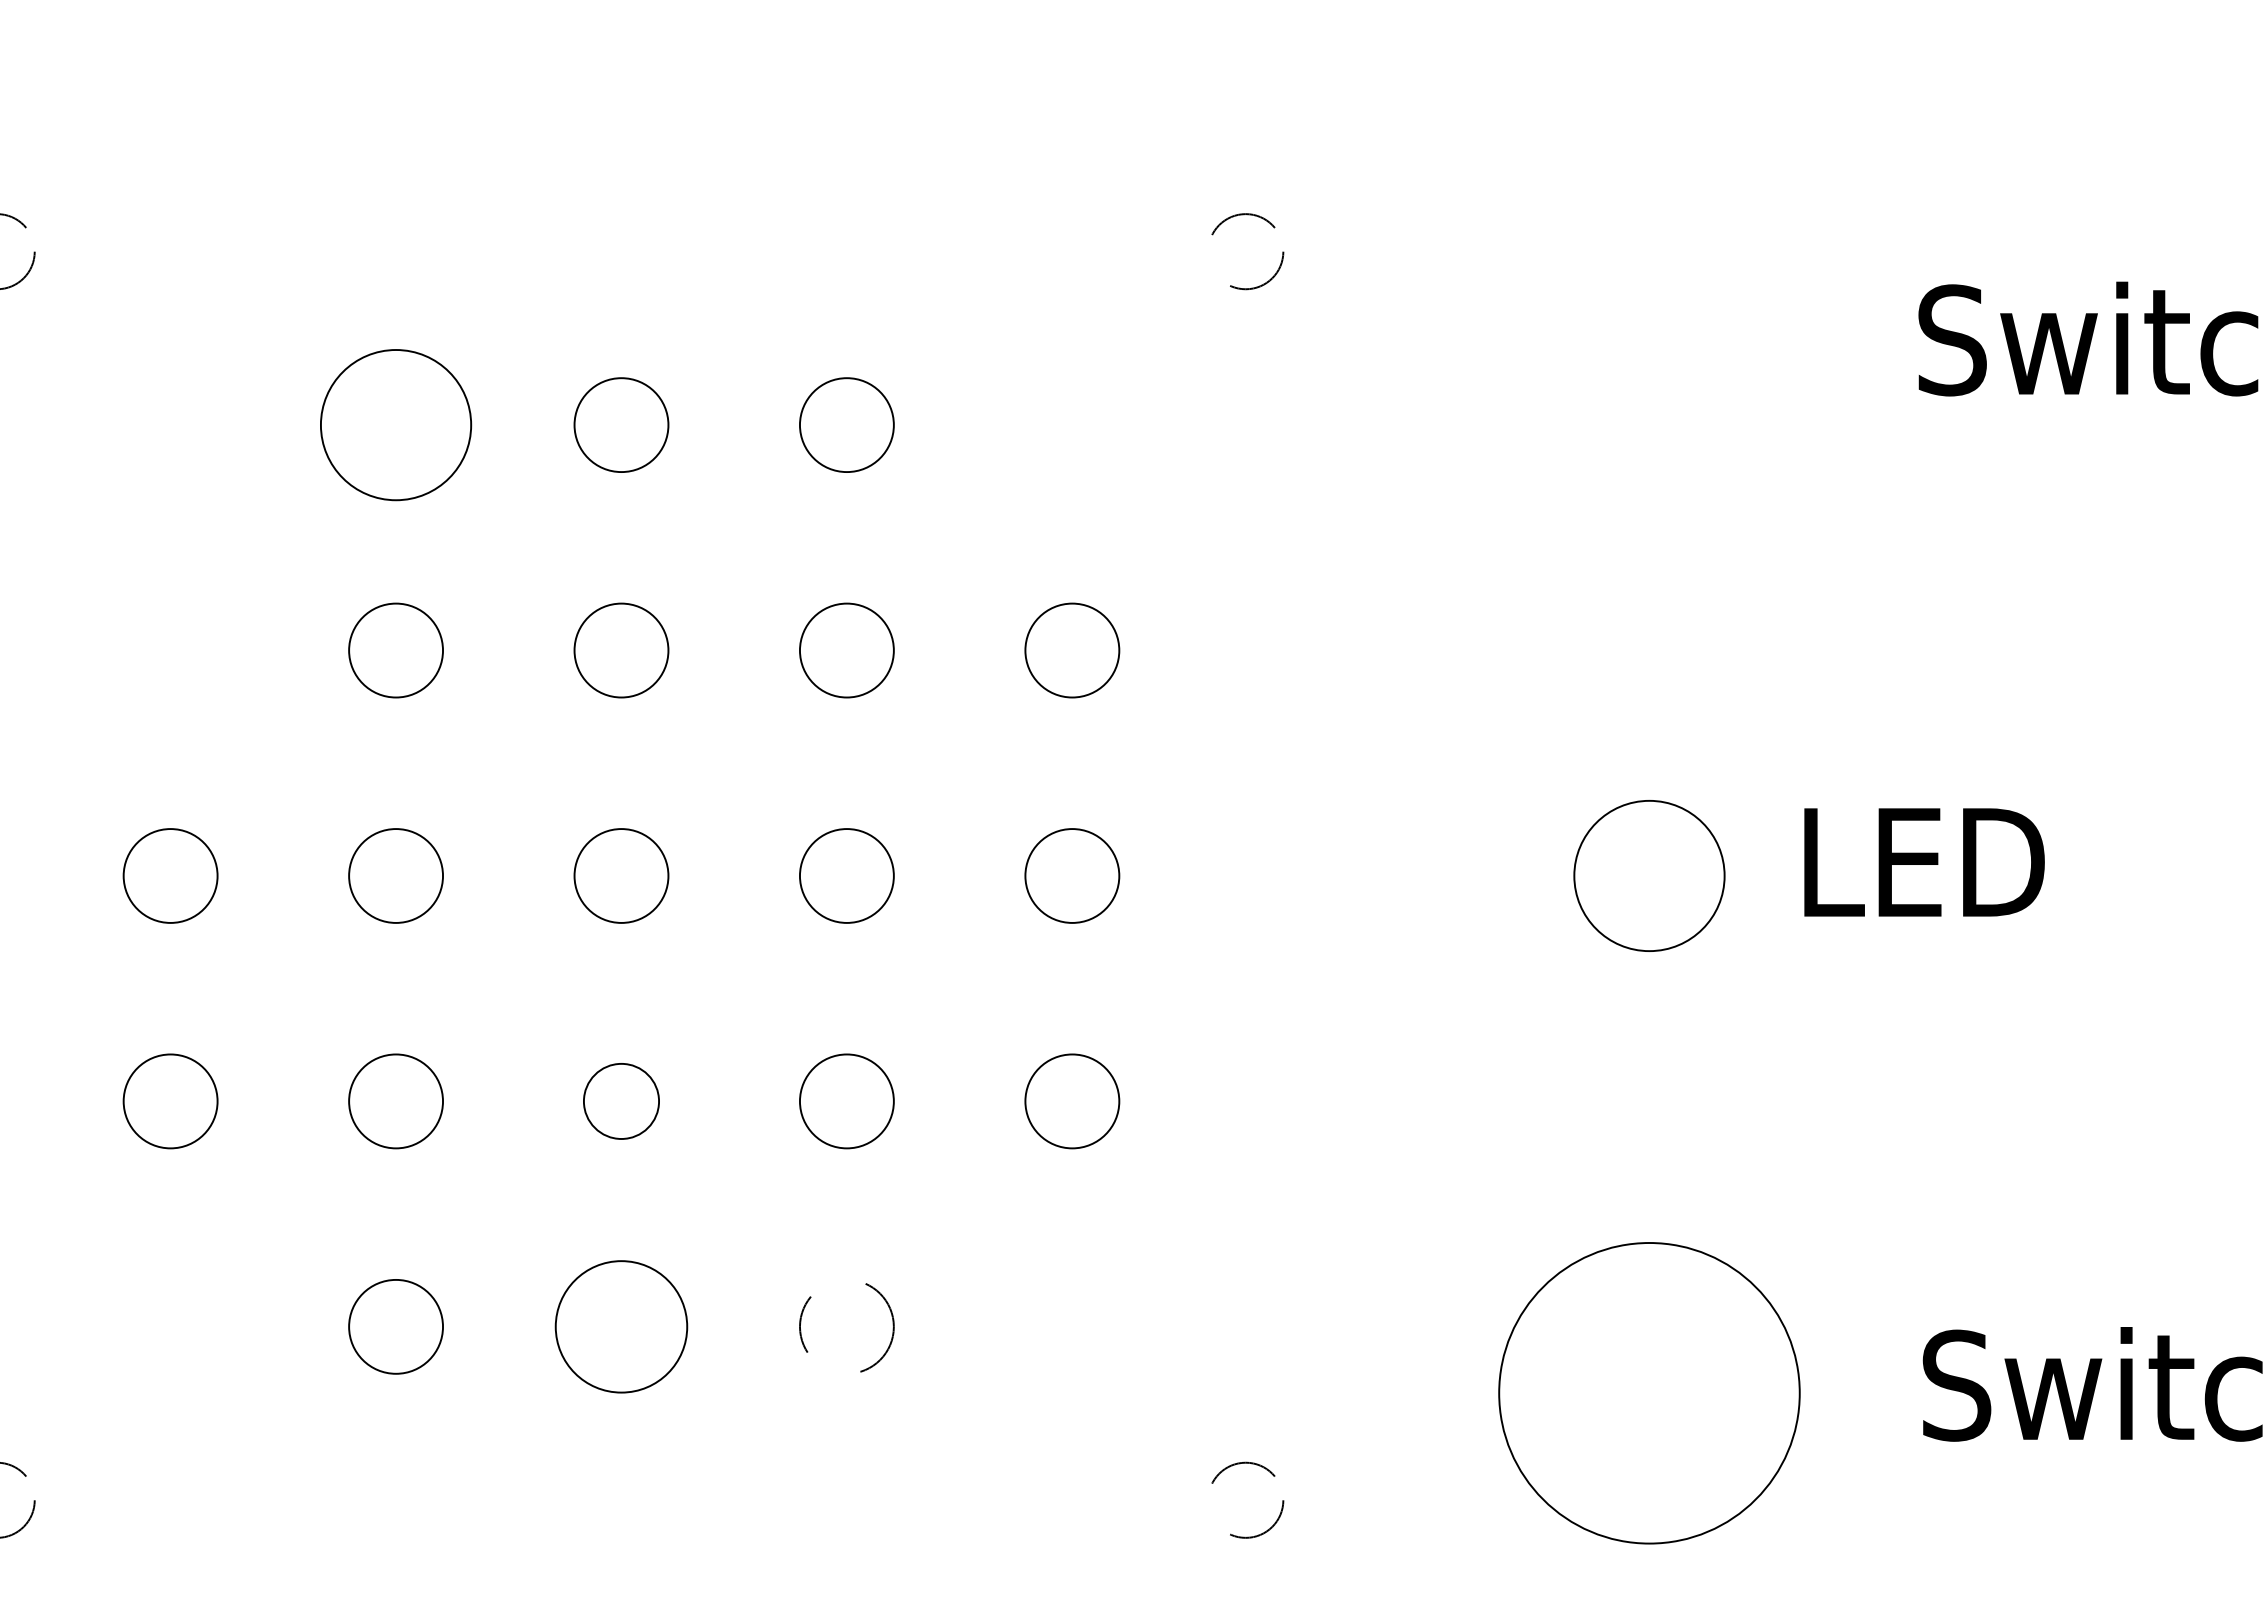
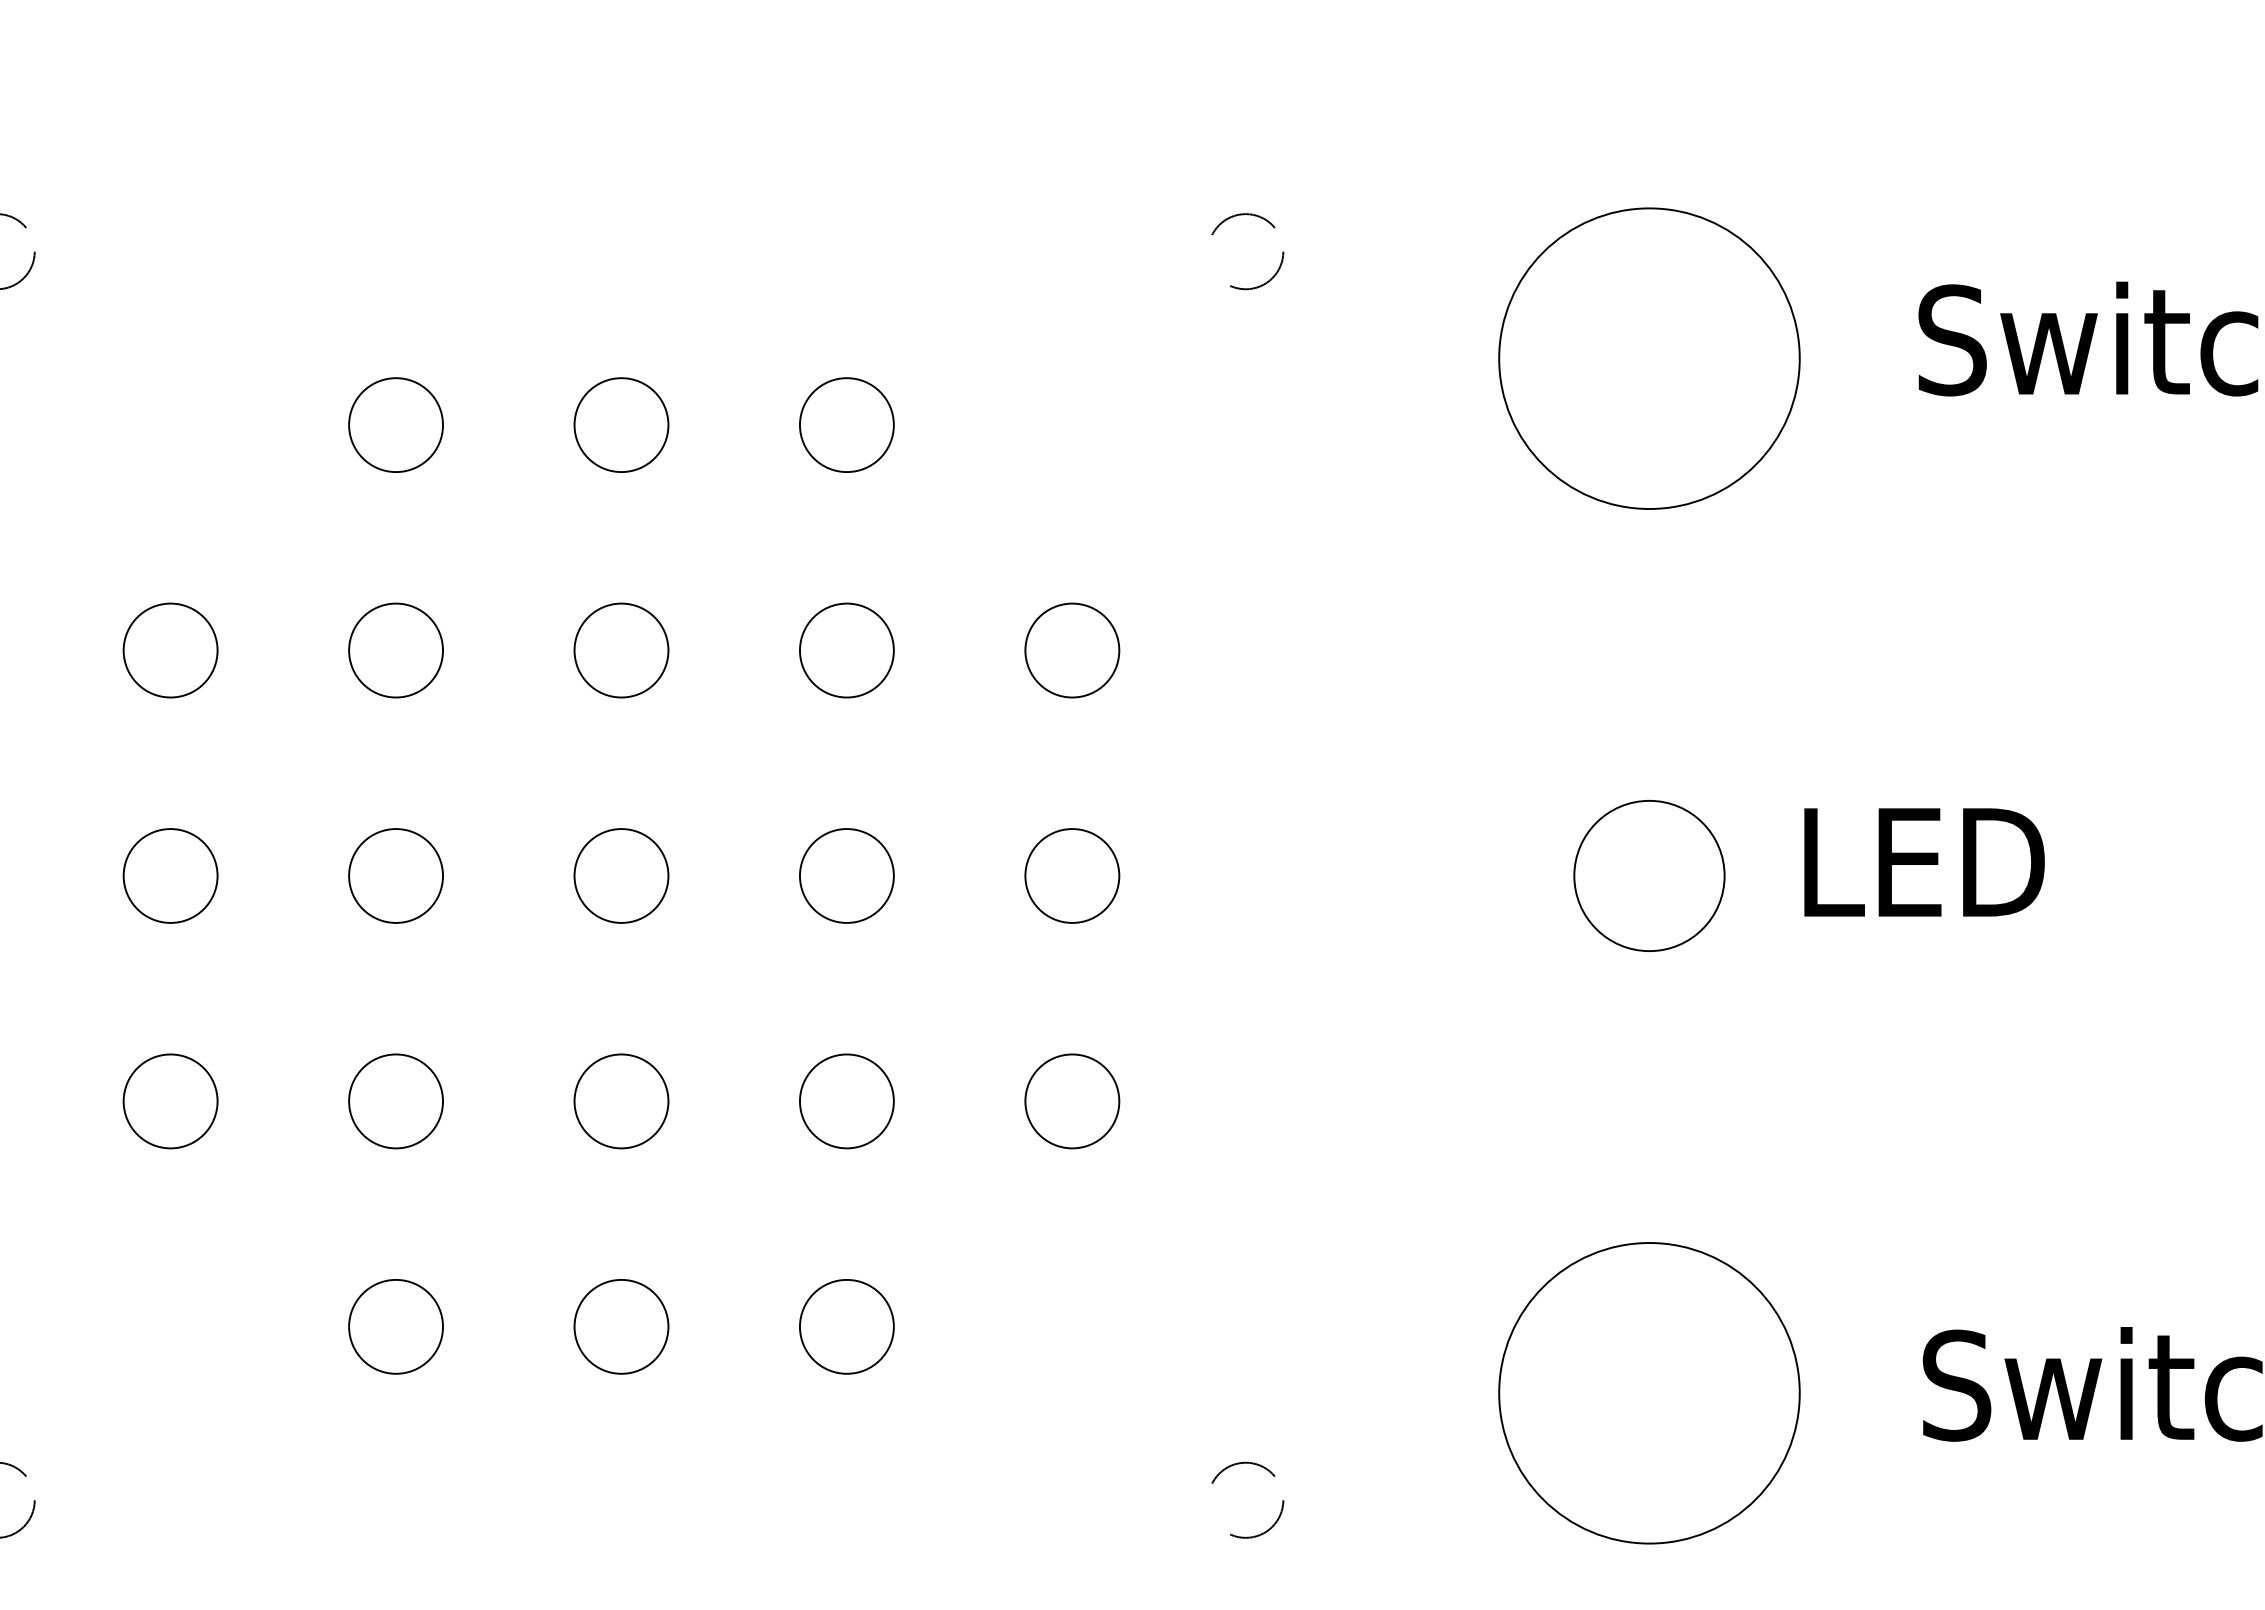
circle: none -> present (1649, 358)
circle diameter: 150 px -> 94 px (396, 425)
circle: none -> present (170, 650)
circle diameter: 75 px -> 94 px (621, 1101)
circle diameter: 131 px -> 94 px (621, 1326)
circle: dashed -> solid (846, 1326)
